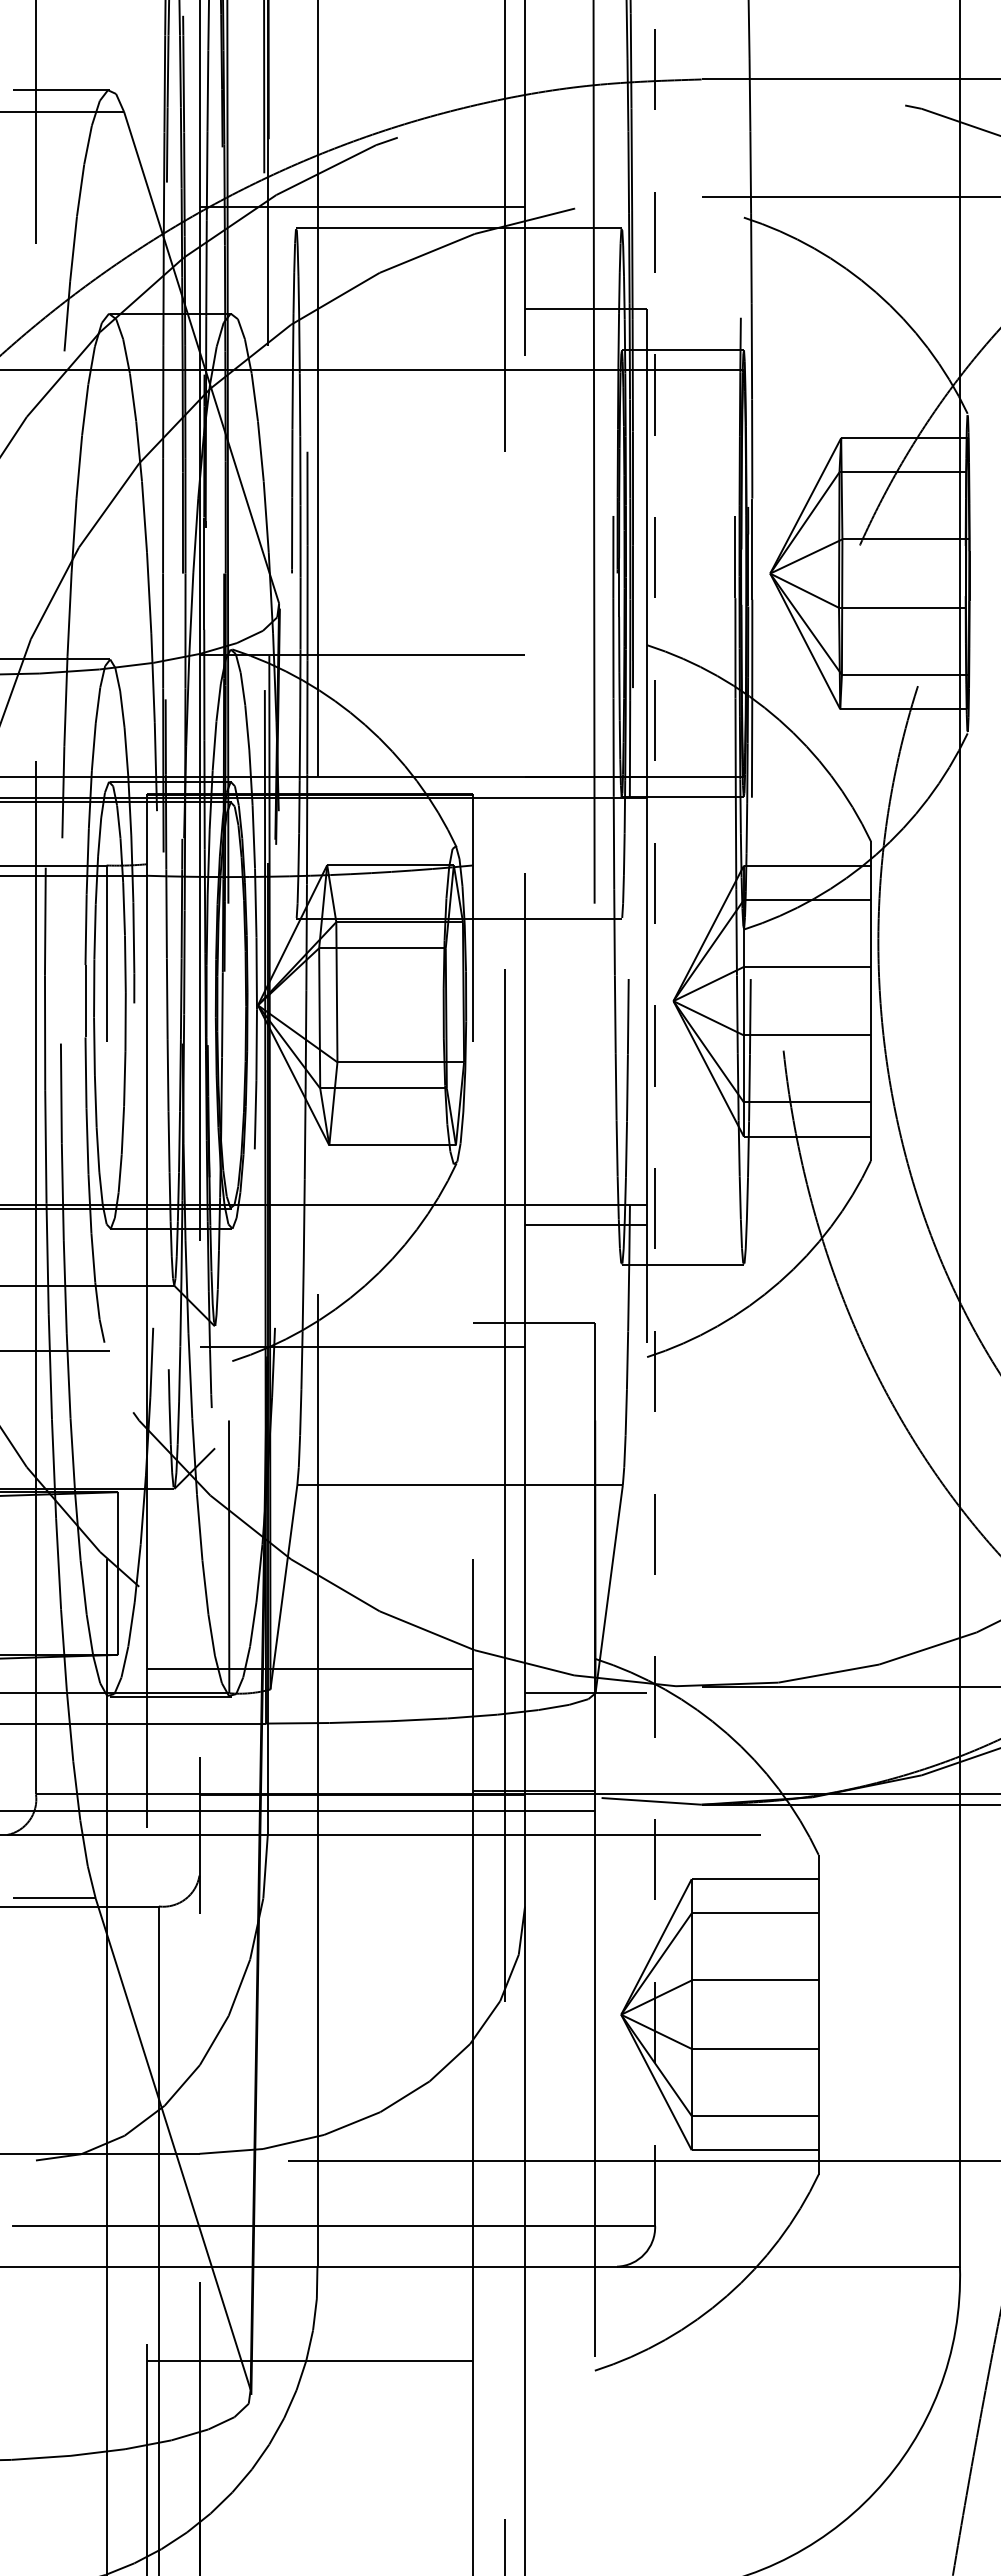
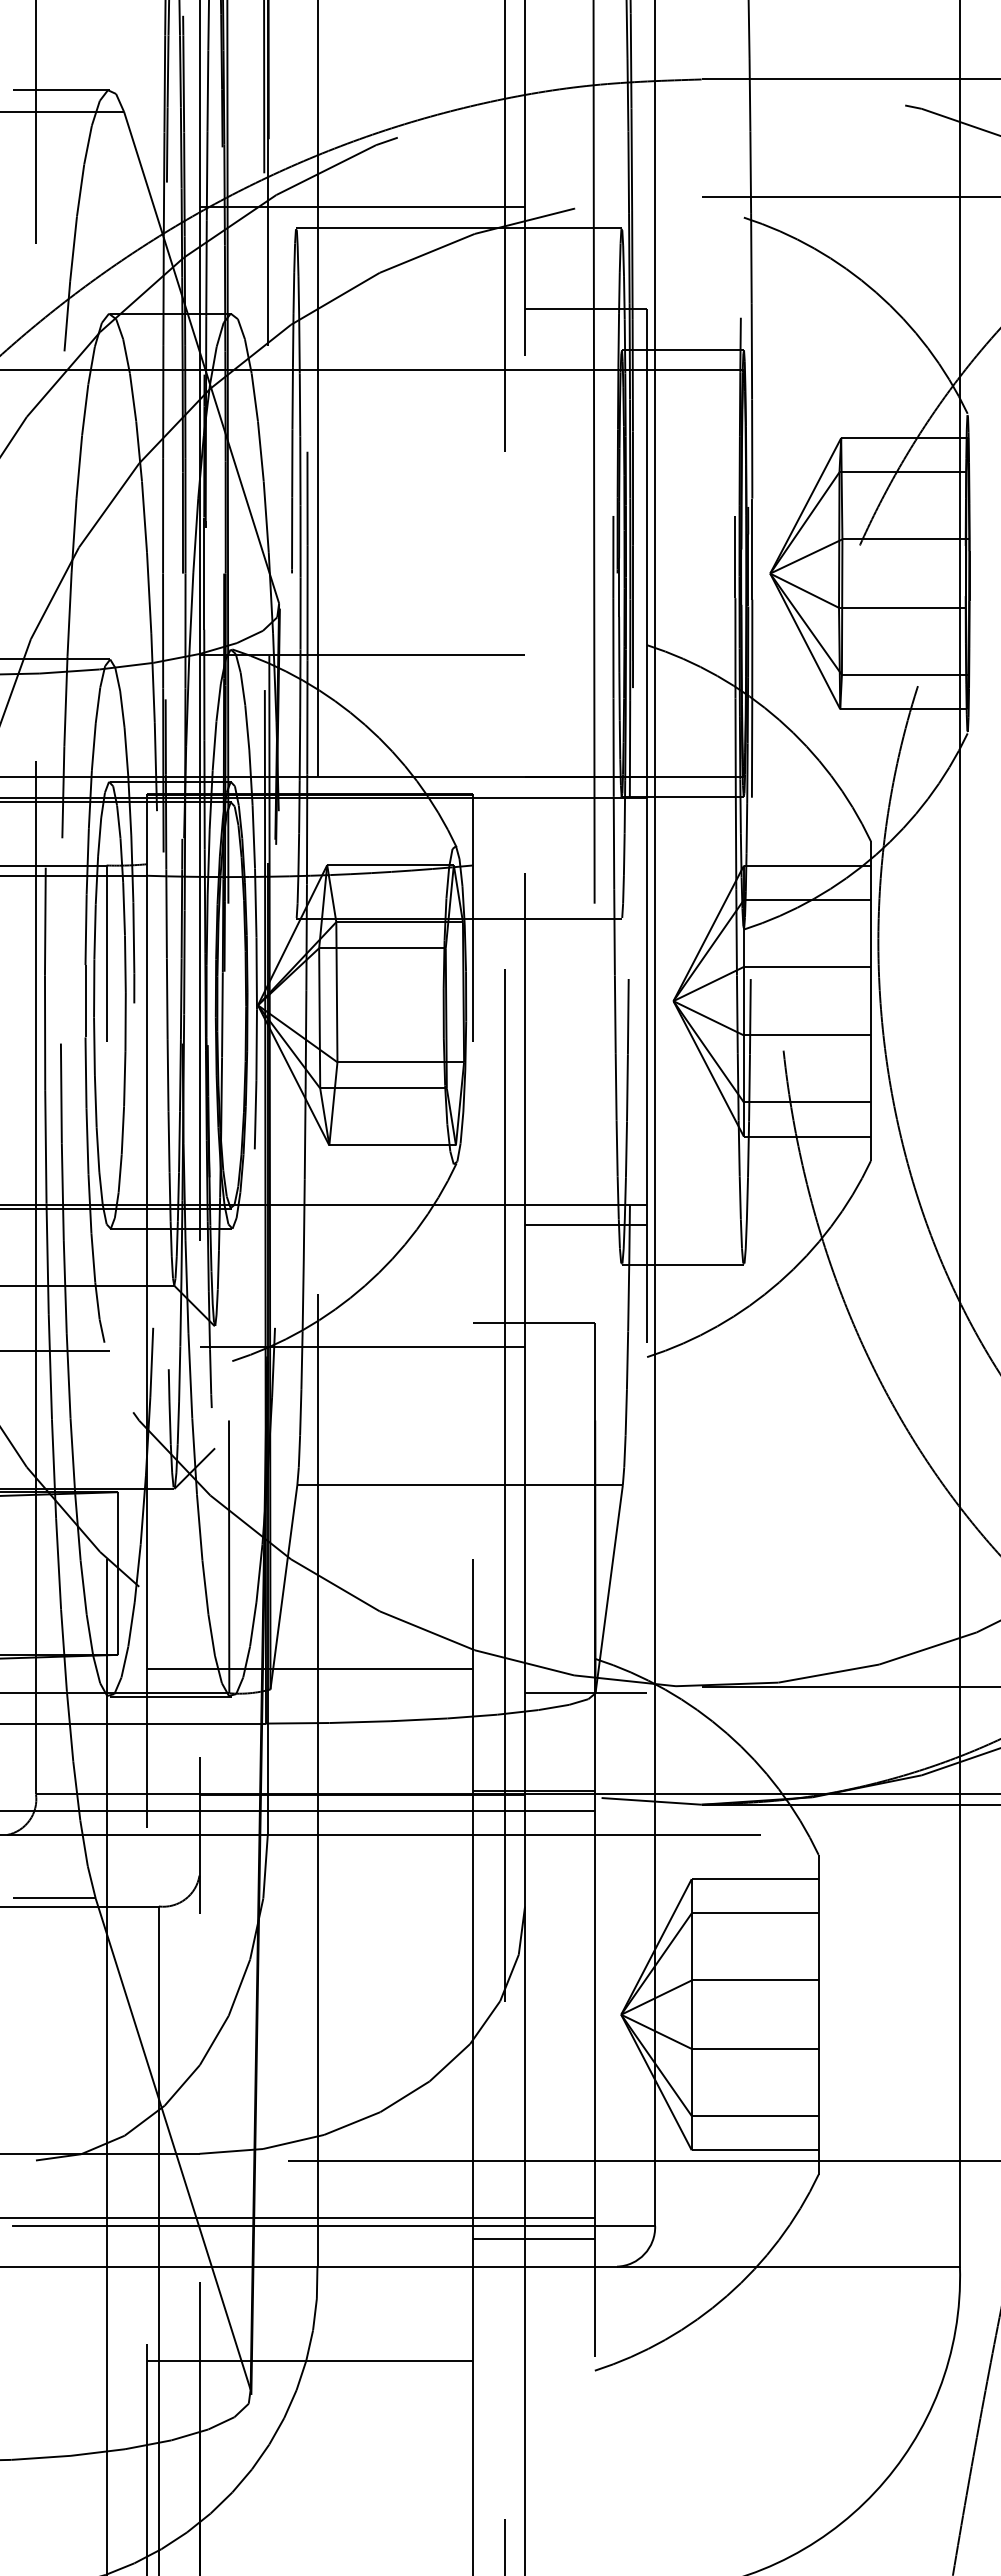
line: dashed -> solid (655, 1113)
line: none -> present (298, 2218)
line: none -> present (533, 2238)
